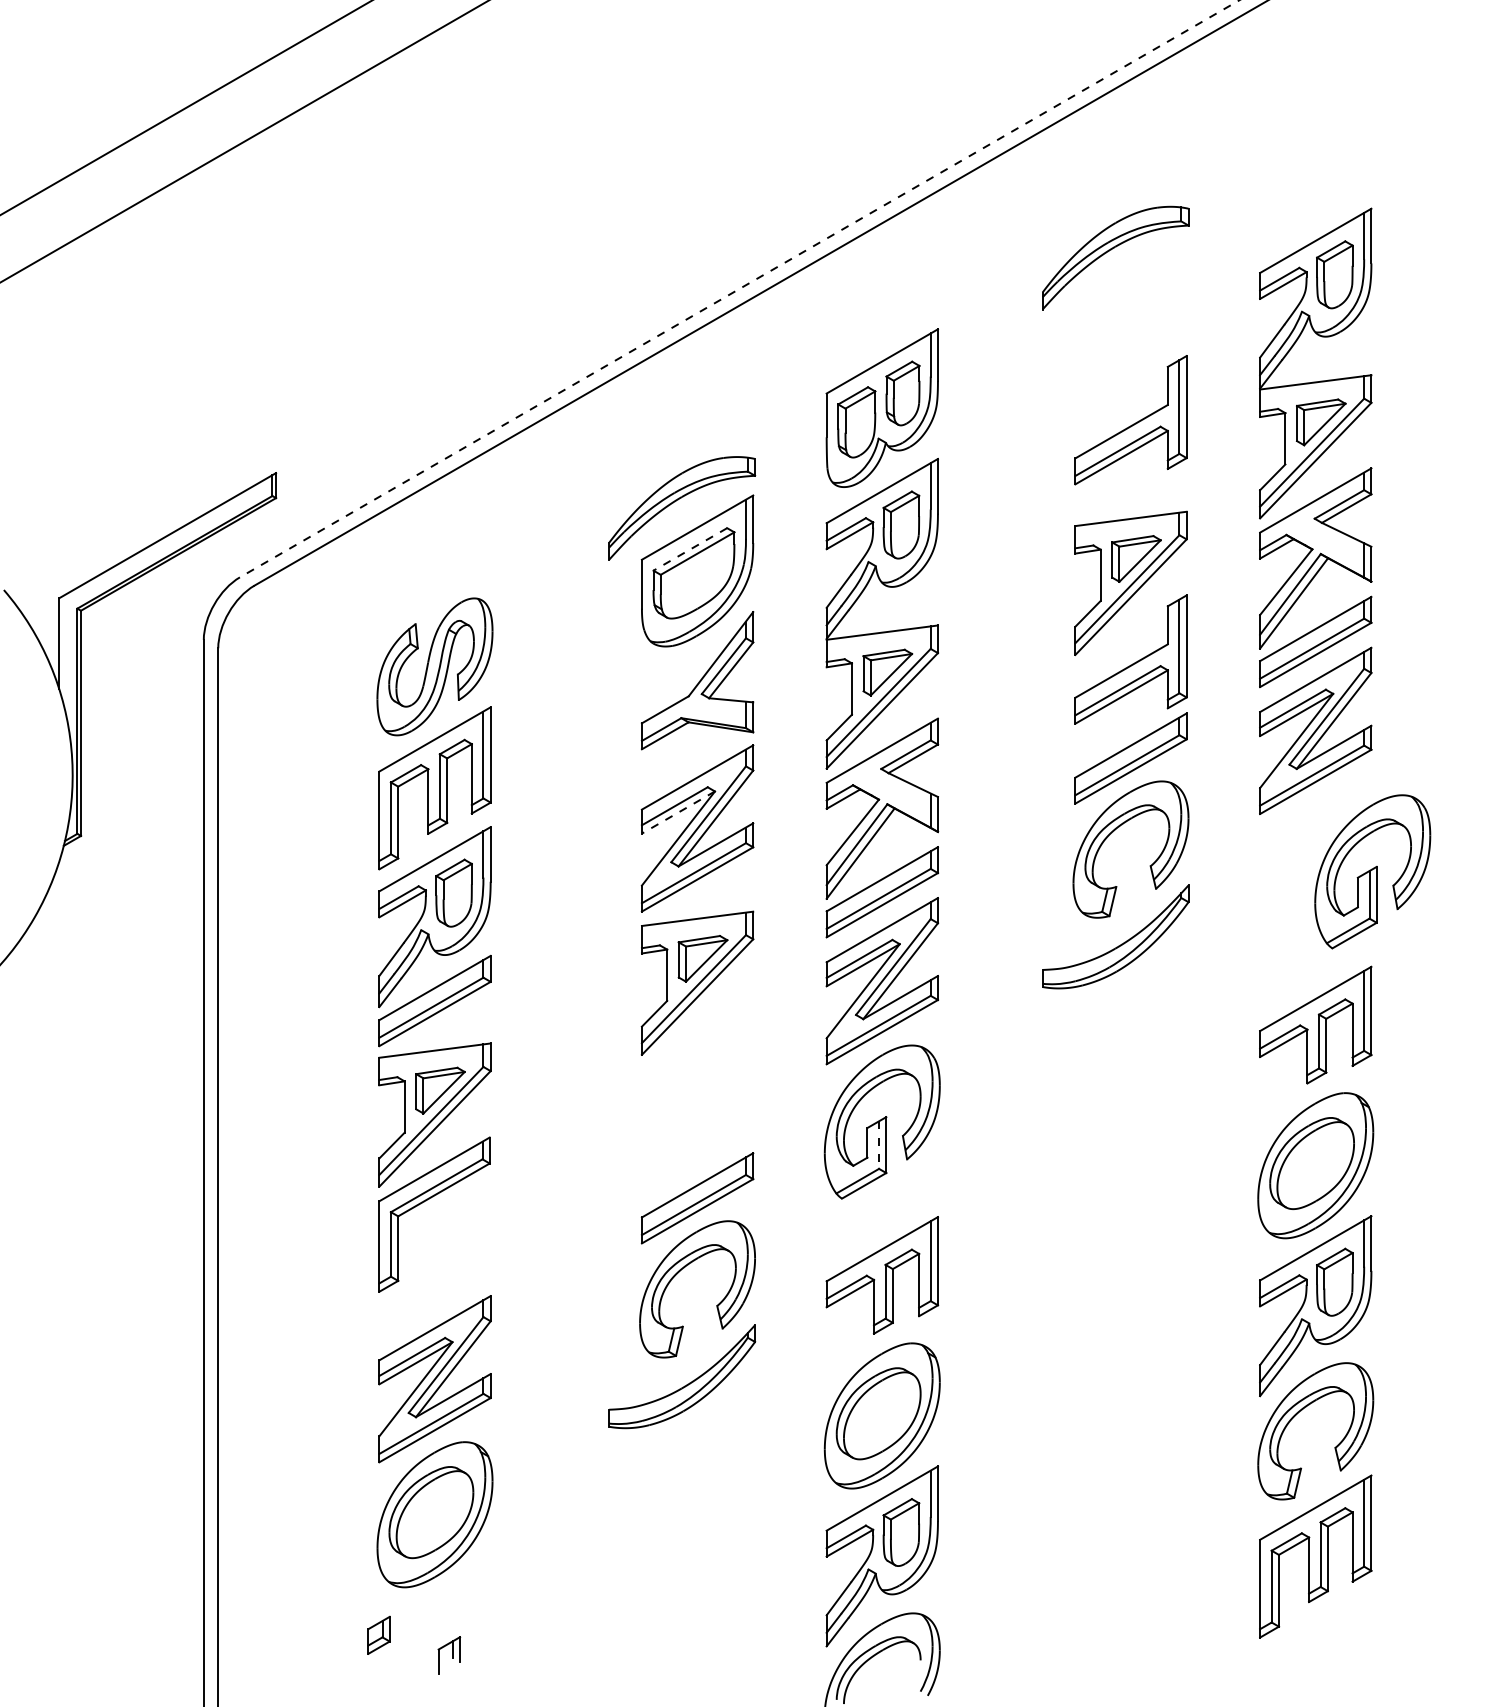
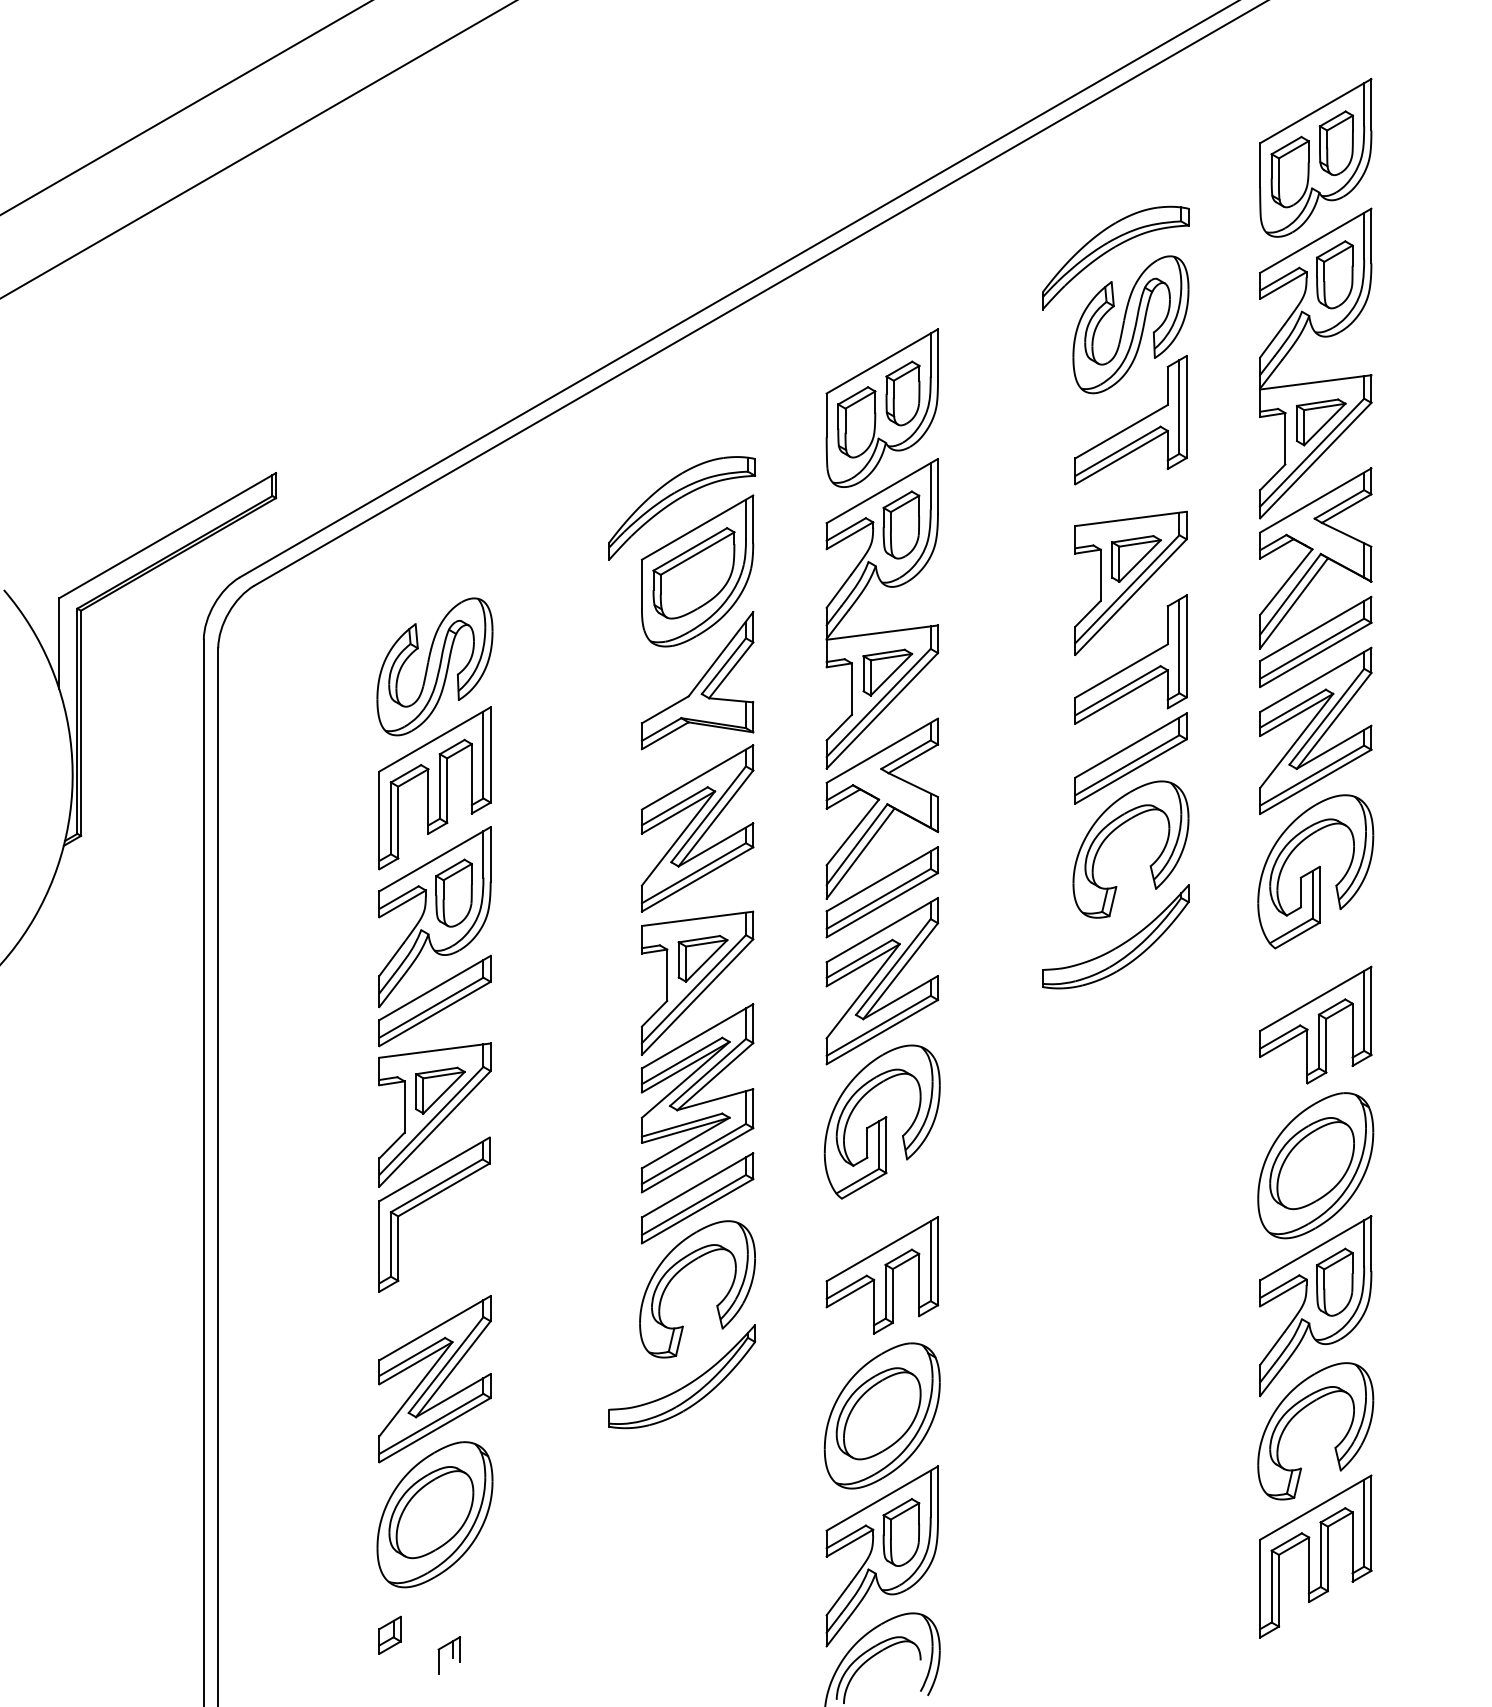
line position: (244, 141) -> (257, 149) (257, 149)
part: none -> present (1315, 157)
line: dashed -> solid (739, 288)
part: none -> present (1130, 324)
line: dashed -> solid (690, 549)
line: dashed -> solid (678, 812)
part position: (1372, 871) -> (1315, 871) (1315, 871)
part: none -> present (697, 1098)
line: dashed -> solid (879, 1145)
part position: (378, 1634) -> (389, 1634) (389, 1634)
